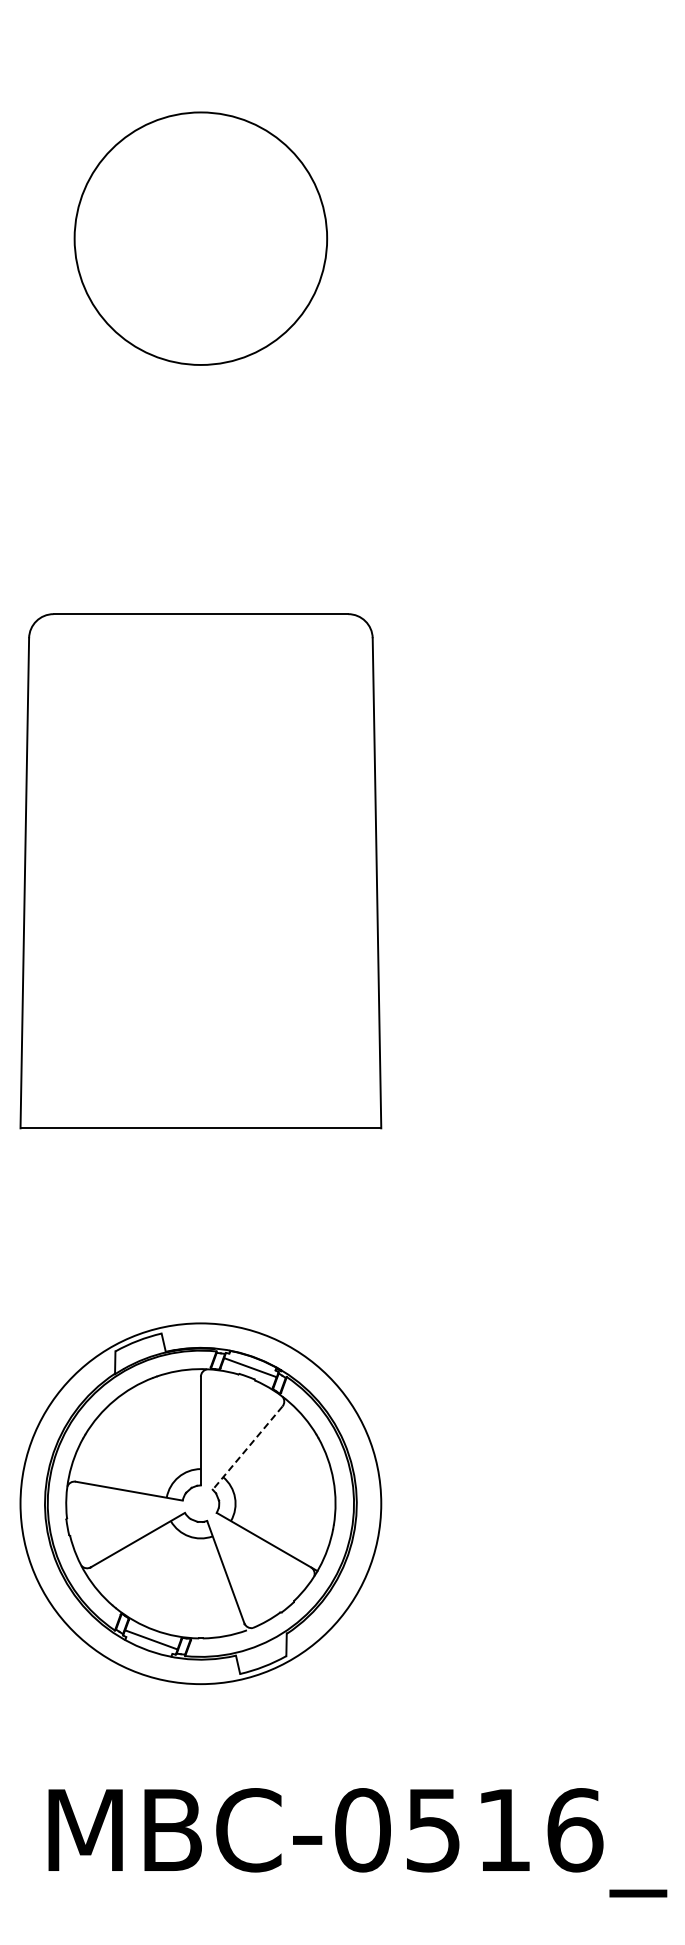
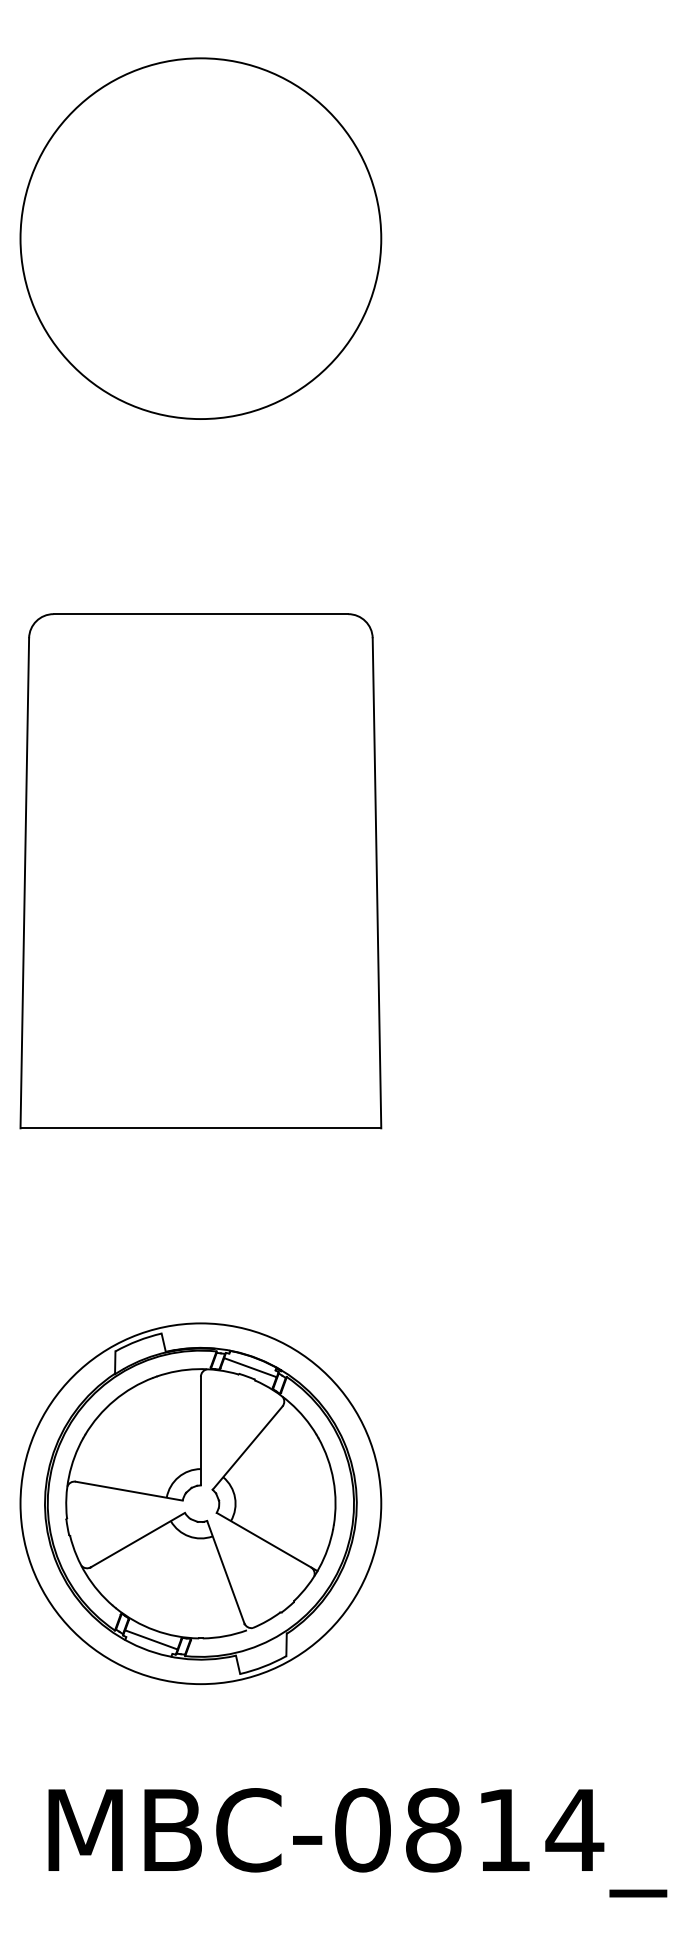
circle diameter: 253 px -> 361 px (200, 238)
line: dashed -> solid (247, 1448)
text: MBC-0516_ -> MBC-0814_ (505, 1830)
